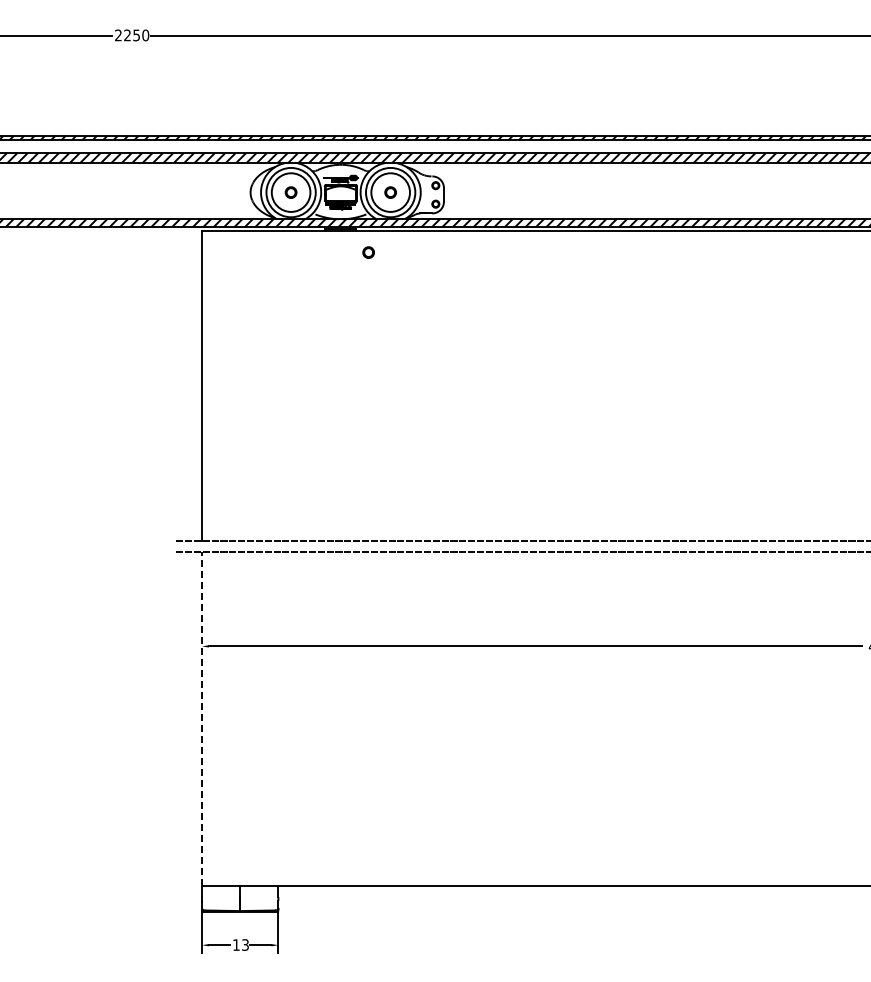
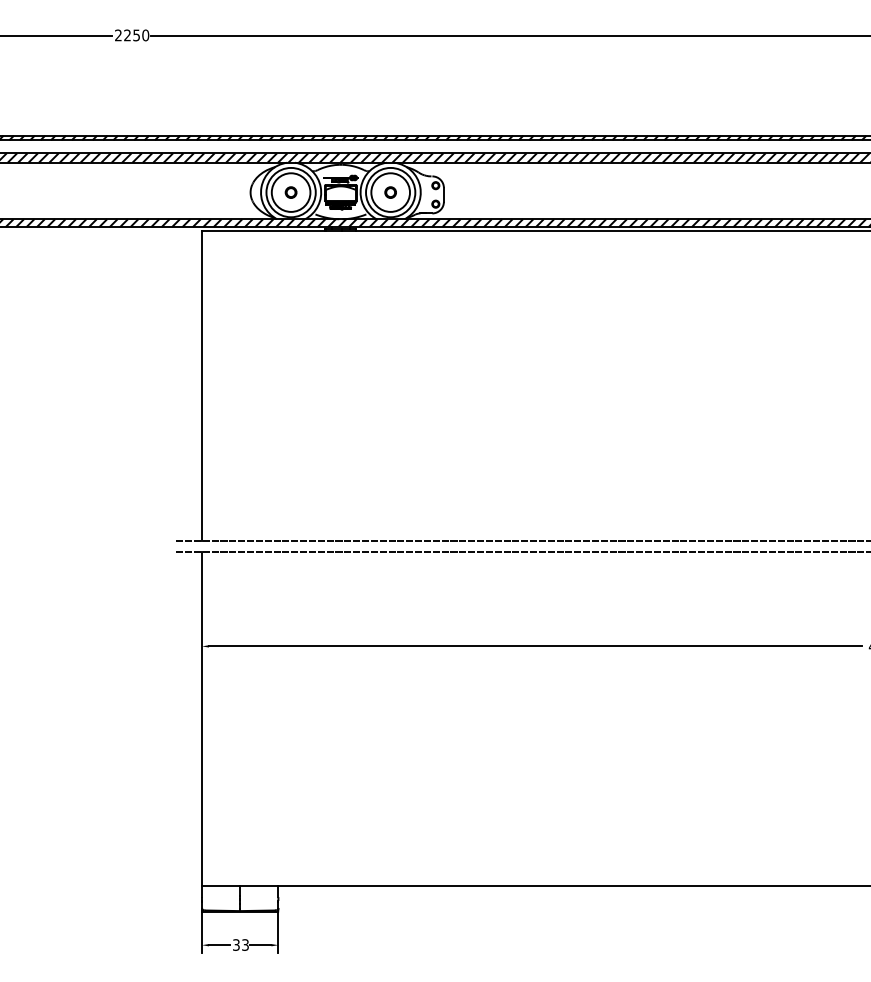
circle: present -> none (368, 252)
line: dashed -> solid (201, 719)
text: 13 -> 33 (236, 944)
